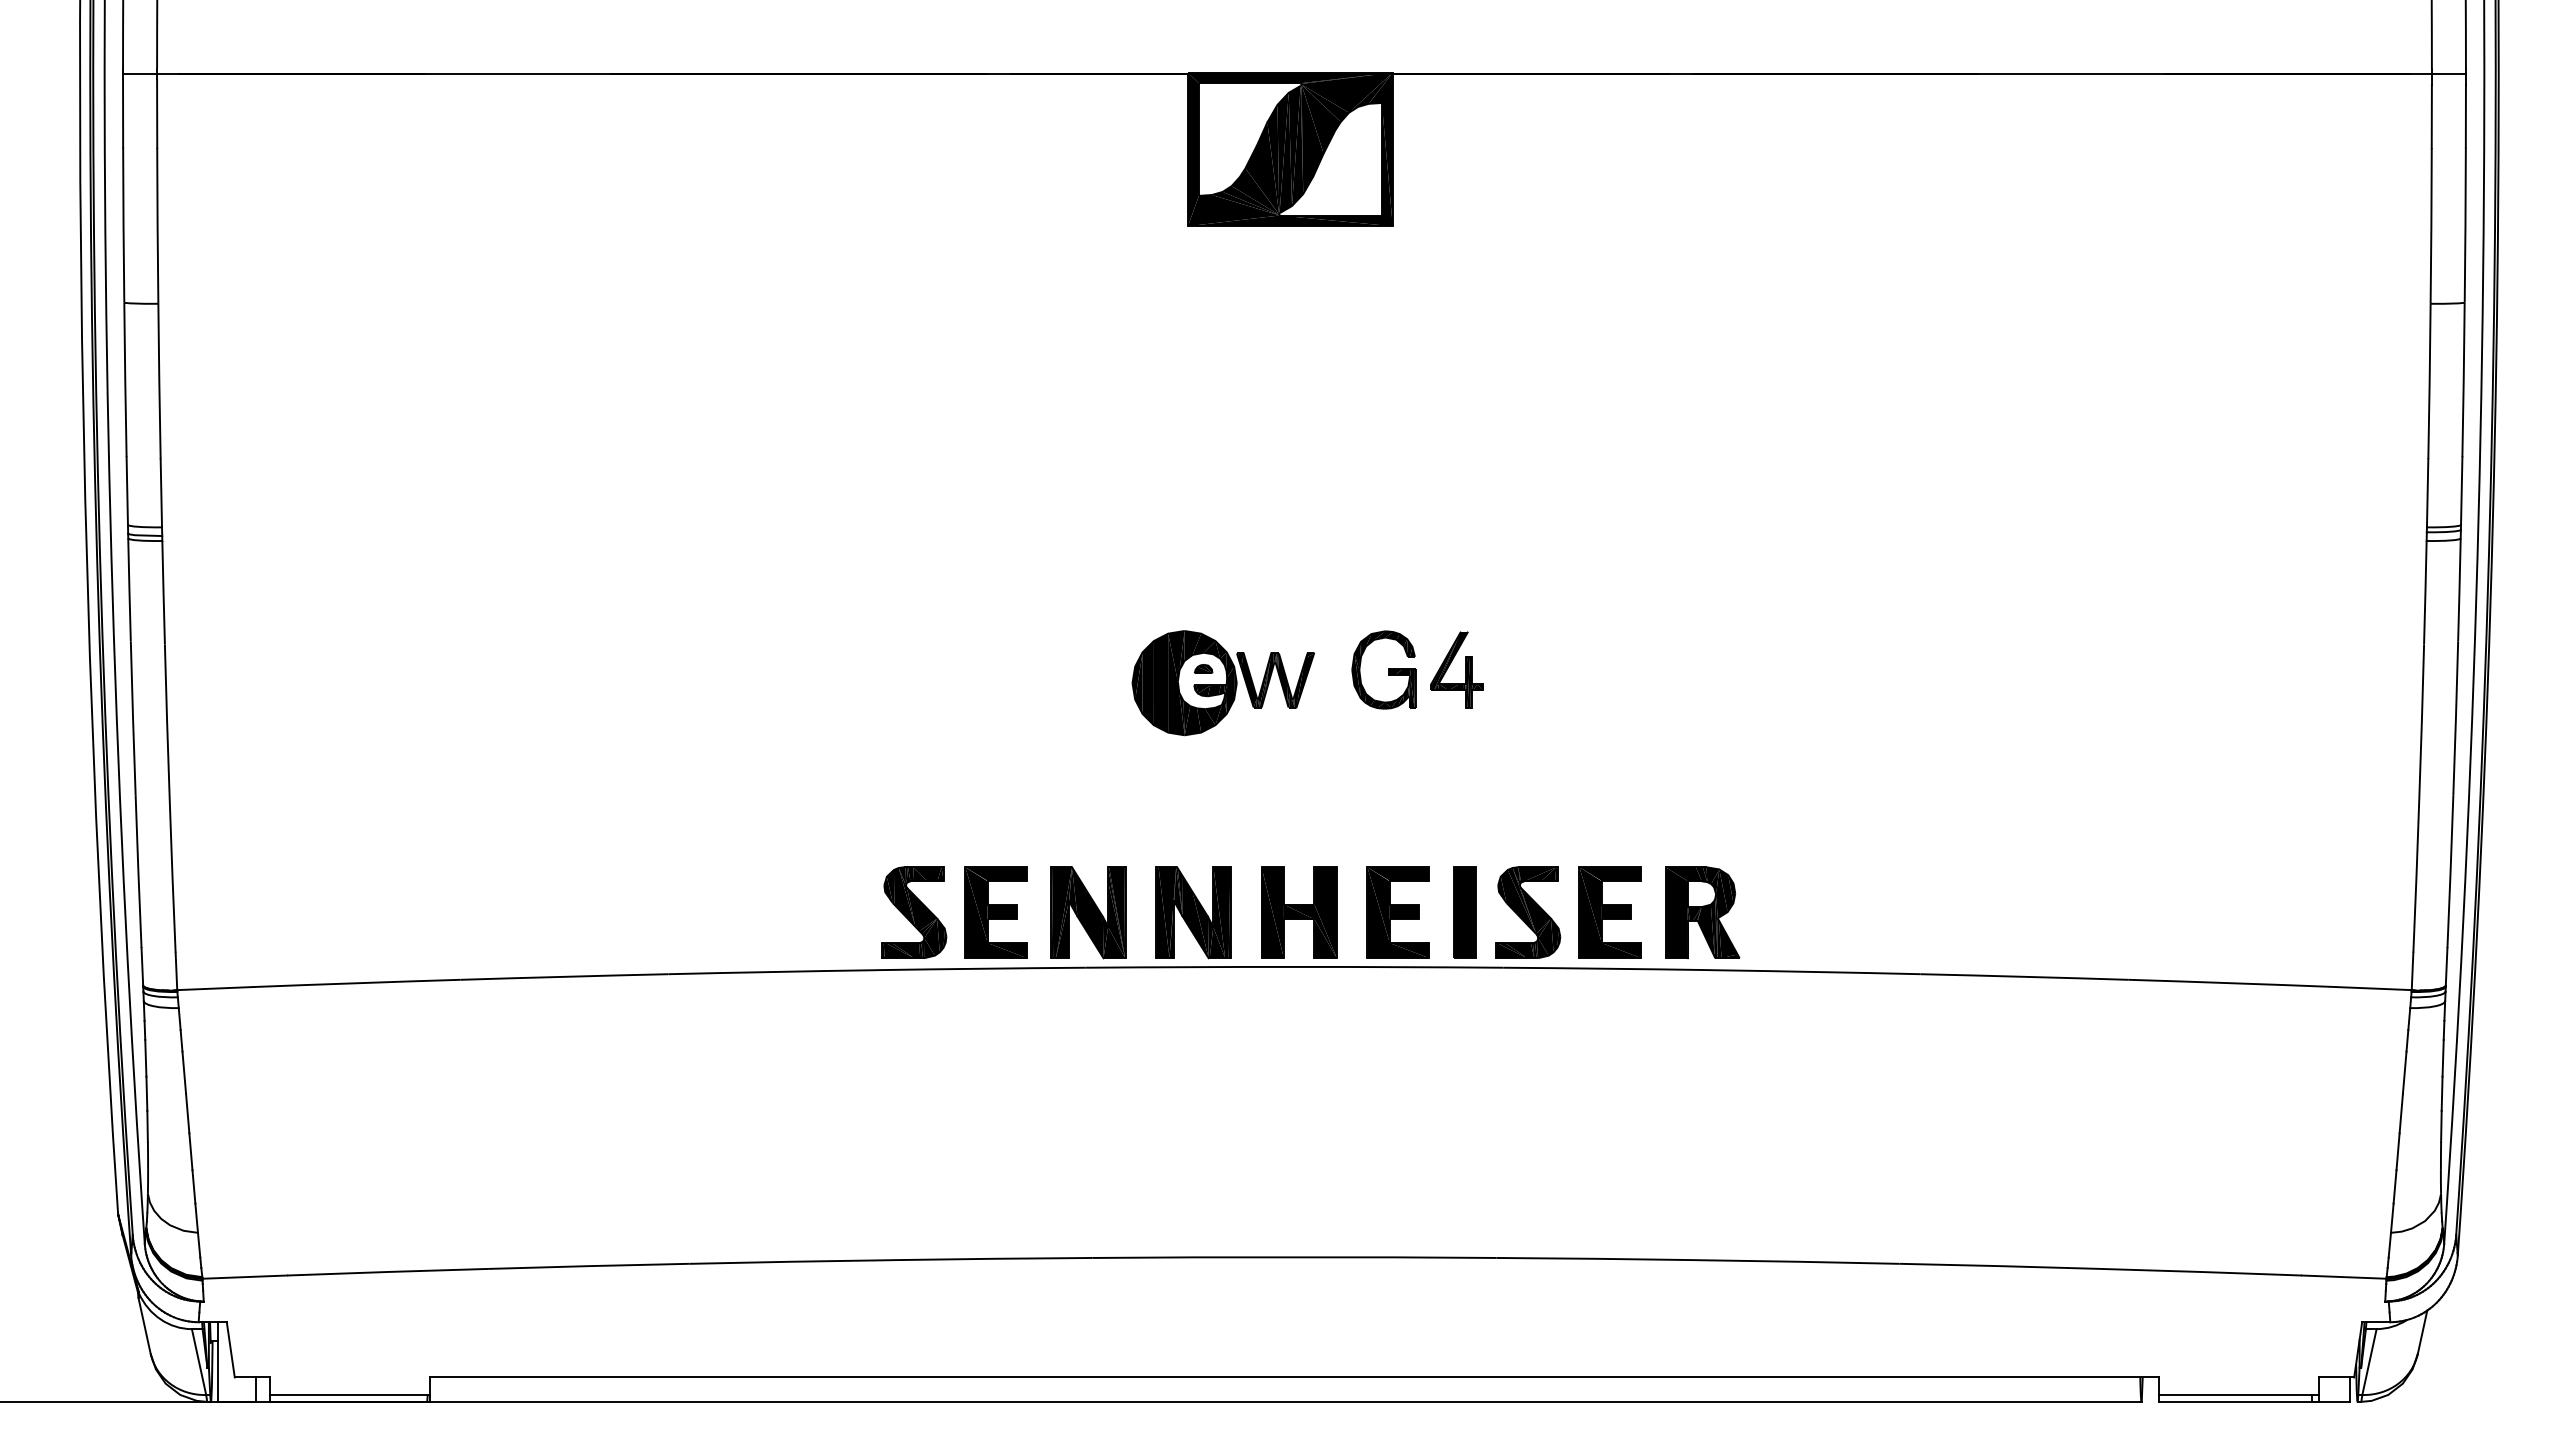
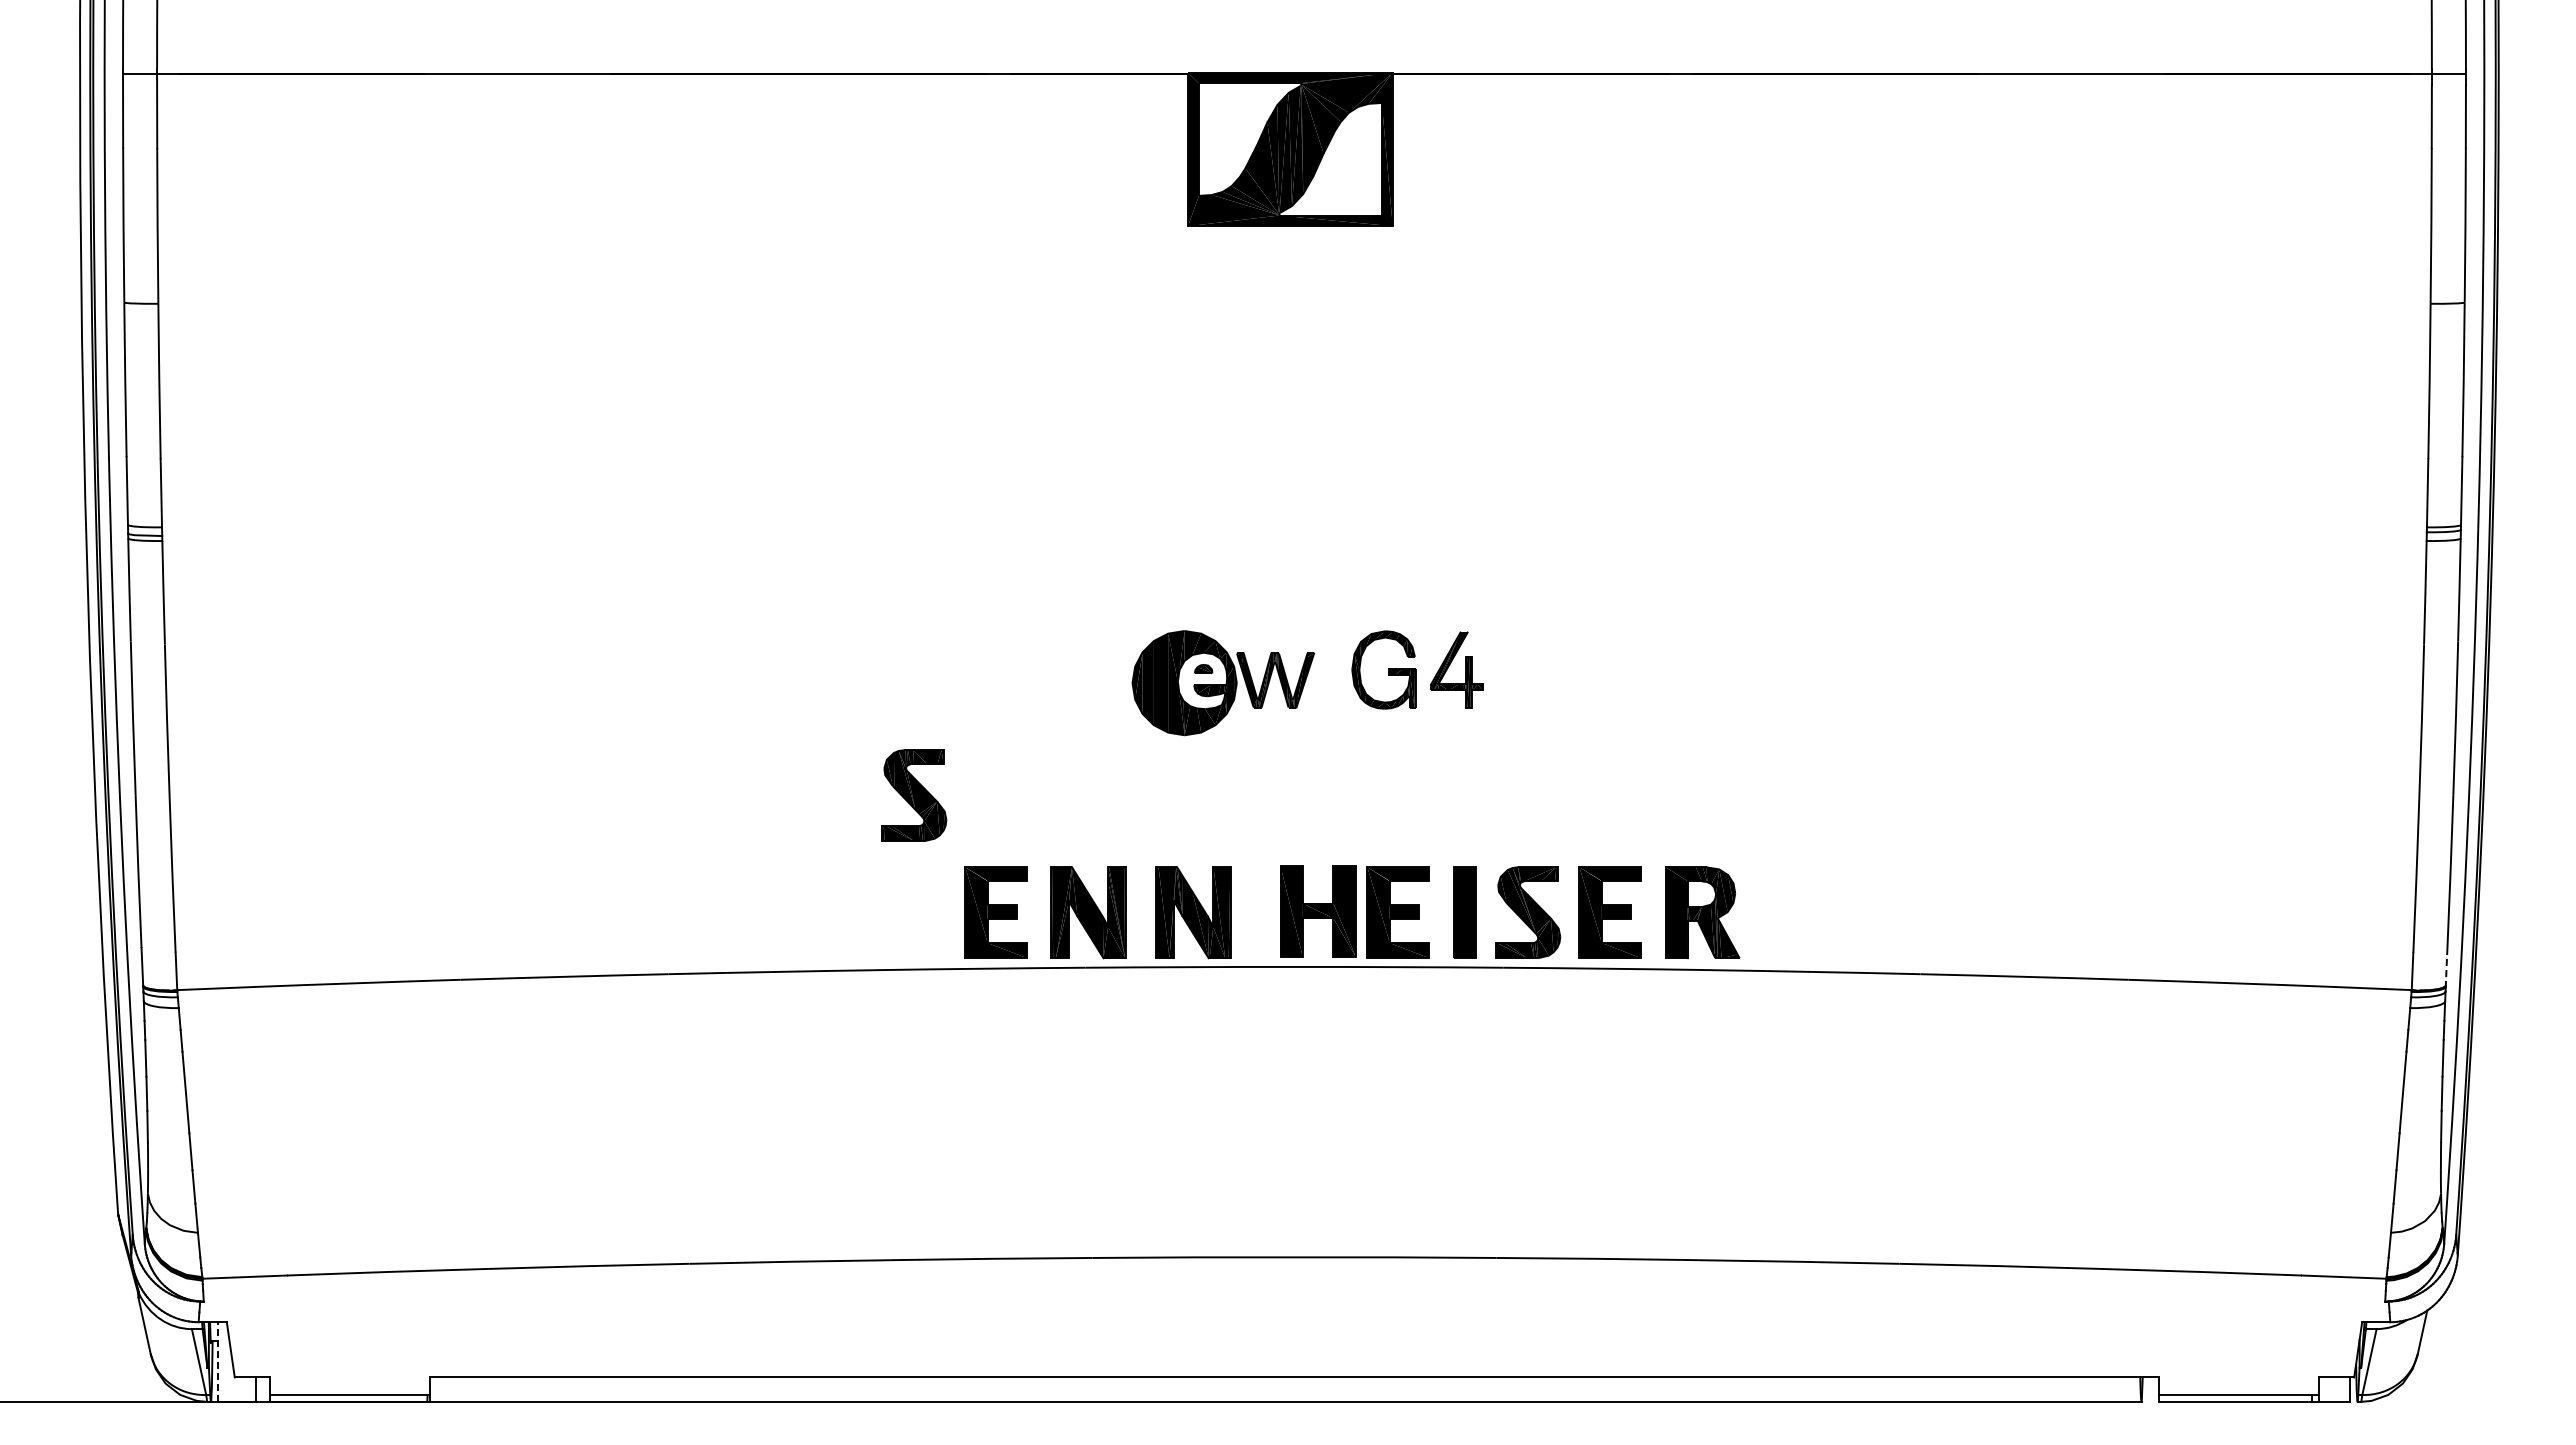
part position: (914, 912) -> (914, 795) (914, 795)
part position: (1299, 912) -> (1318, 911) (1318, 911)
line: solid -> dashed (2446, 966)
line: solid -> dashed (218, 1362)
